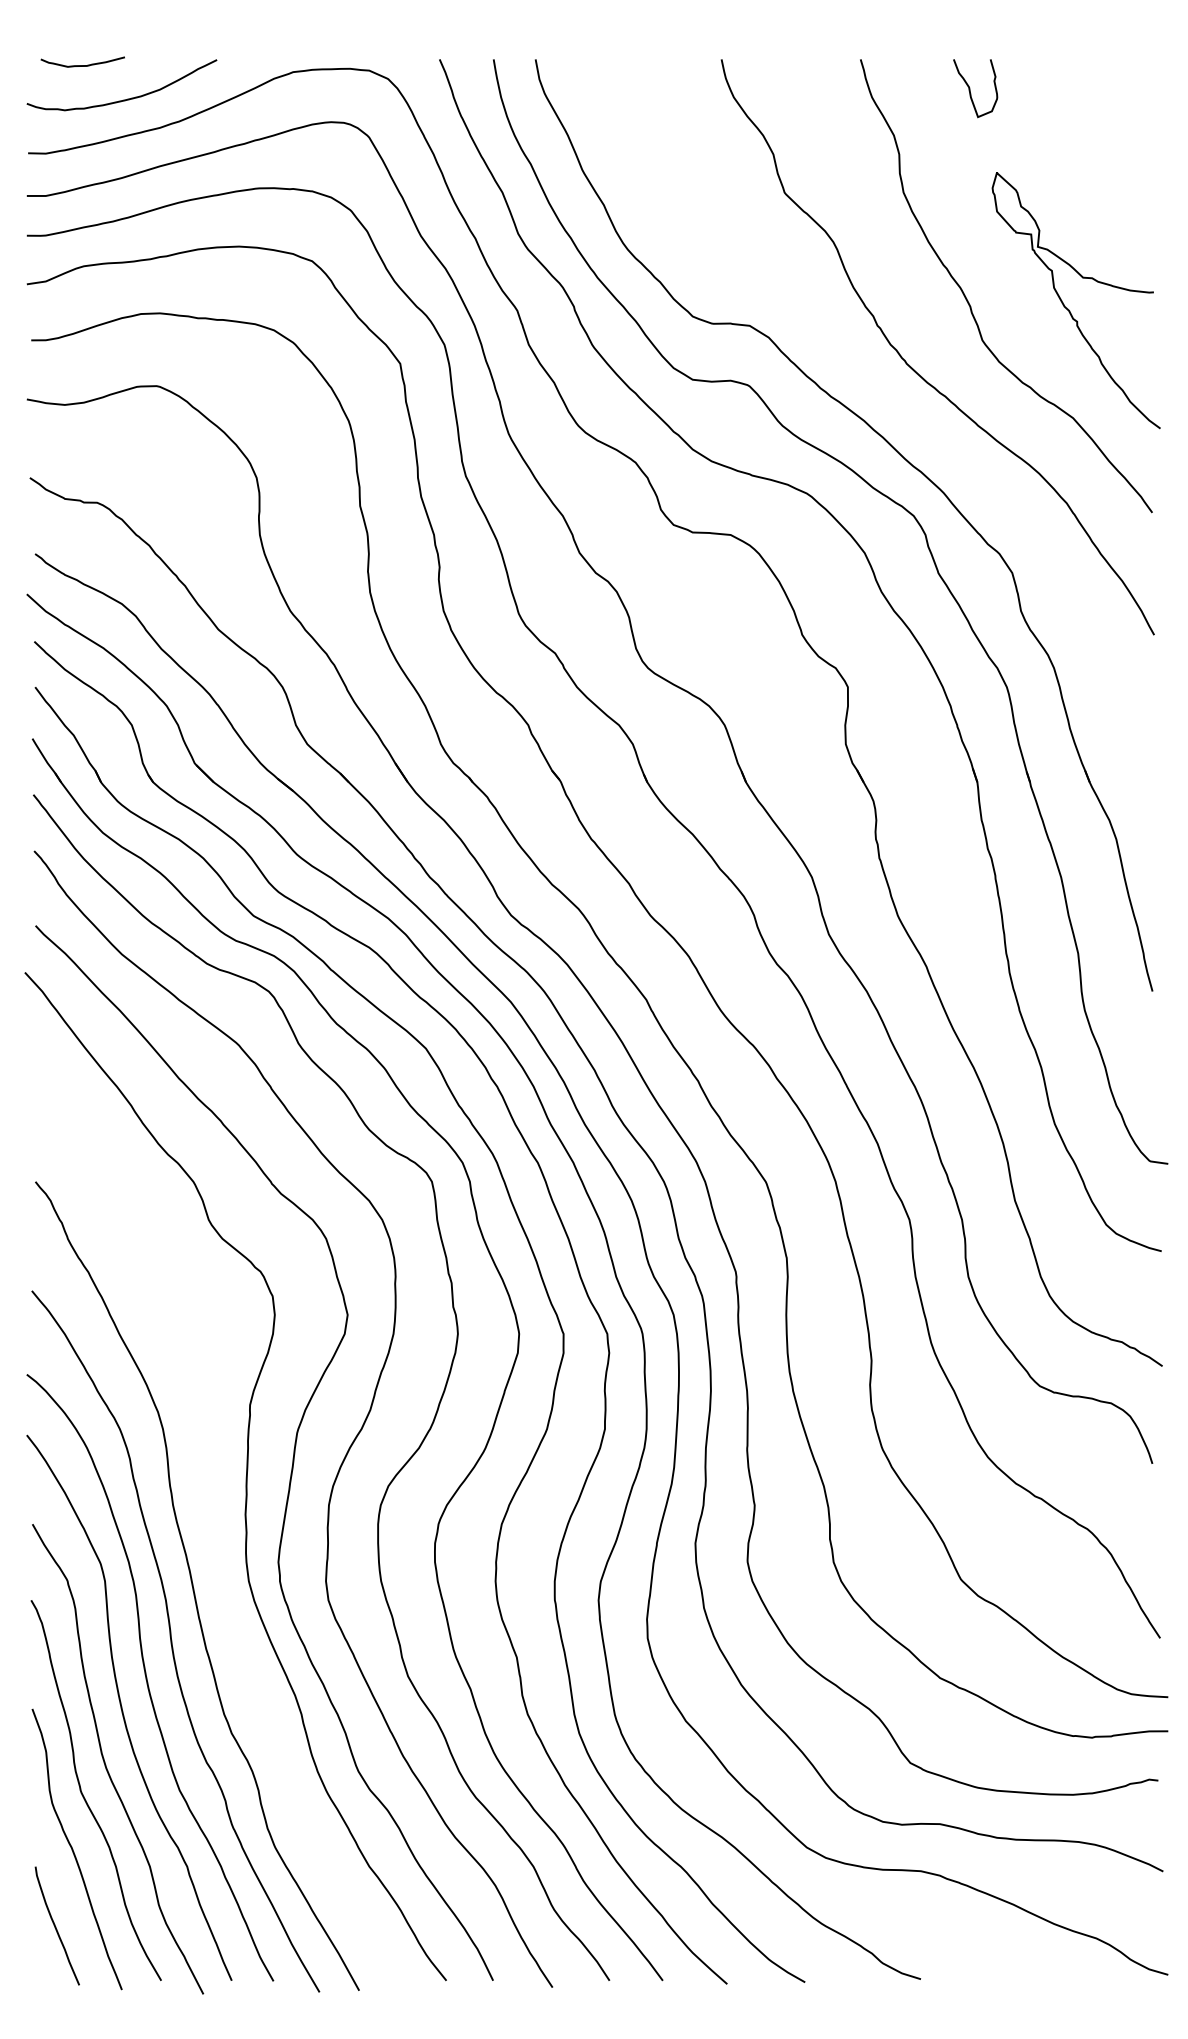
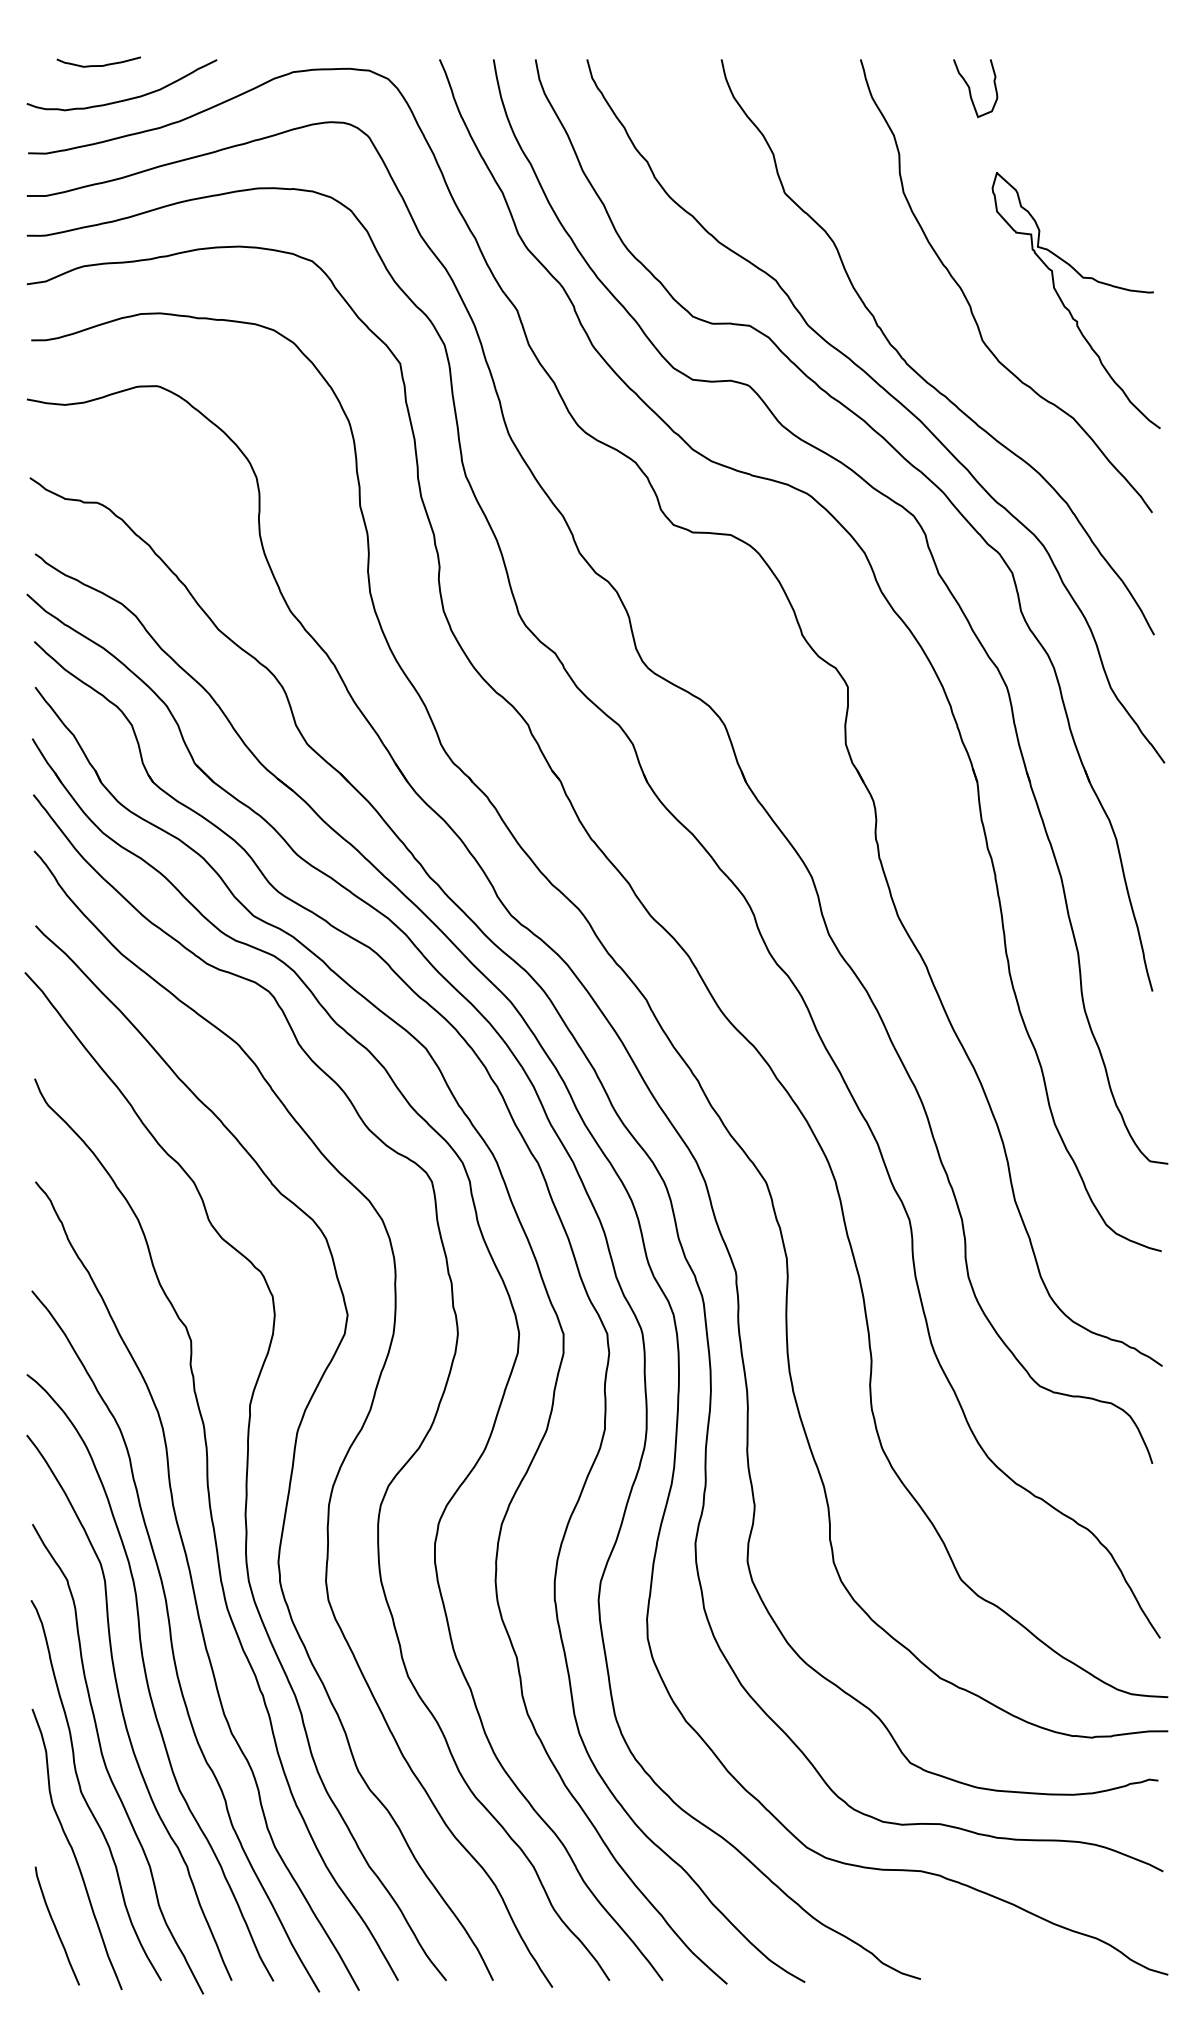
curve position: (82, 65) -> (98, 65) (98, 65)
curve: none -> present (890, 396)
curve: none -> present (214, 1529)
